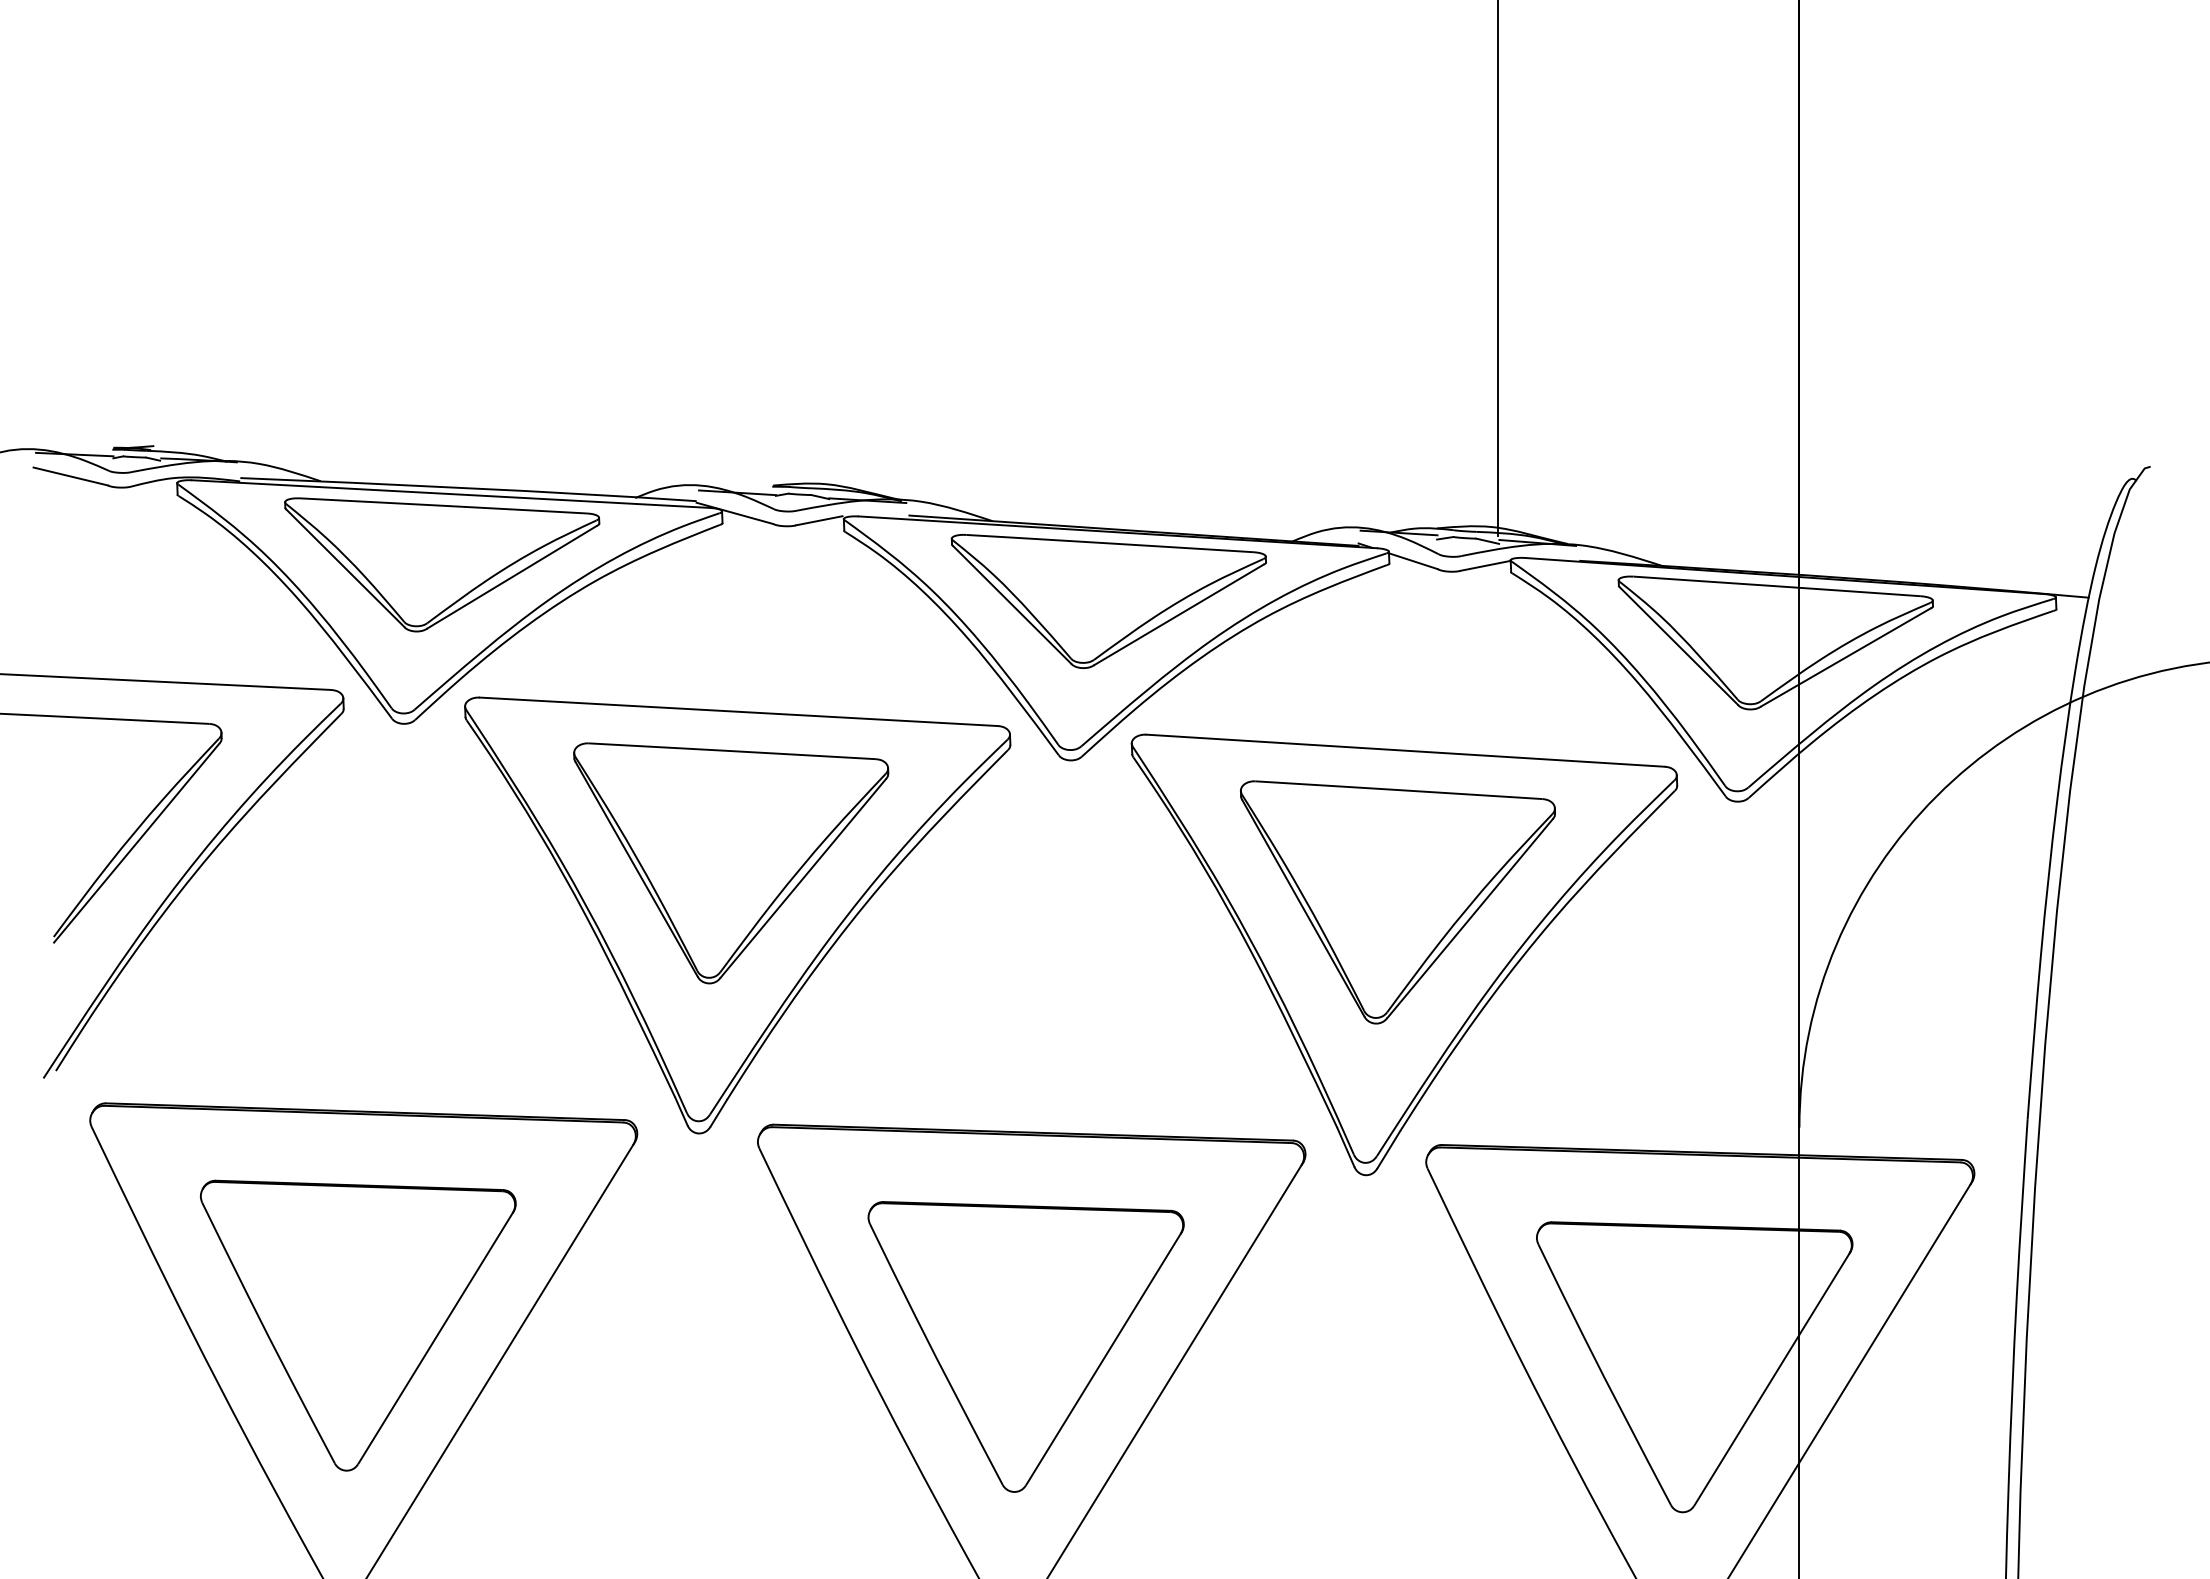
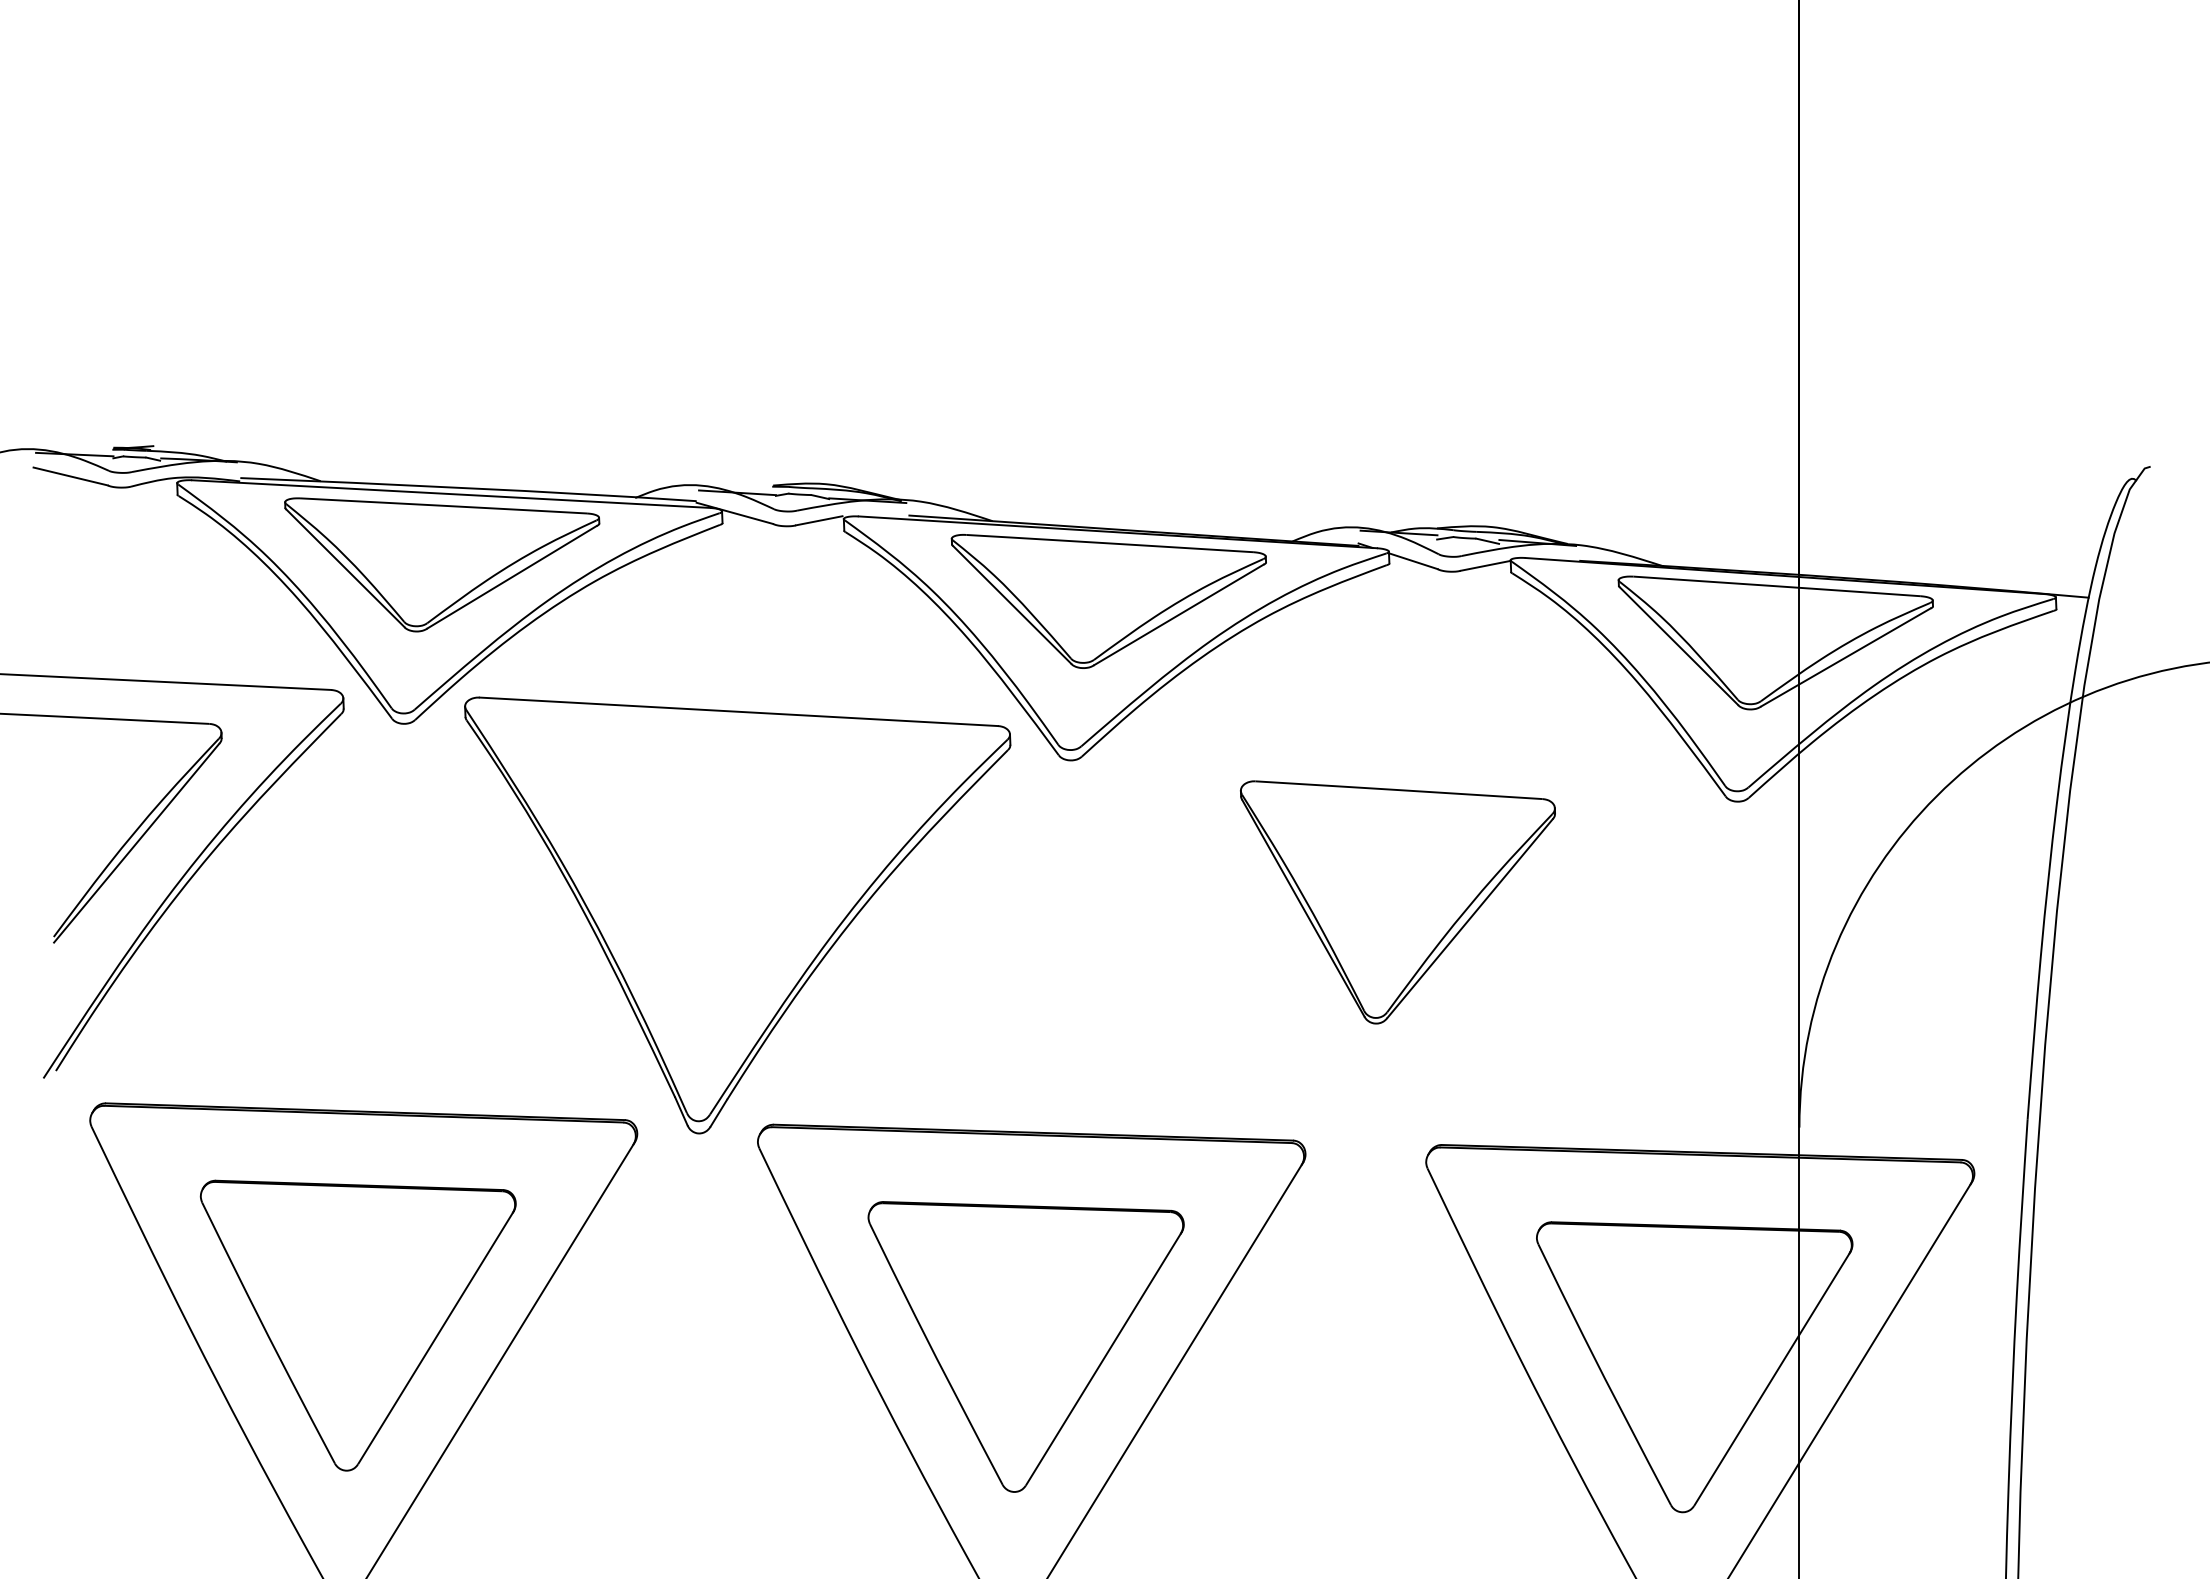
line: present -> none (1498, 268)
part: present -> none (731, 863)
part: present -> none (1404, 954)
